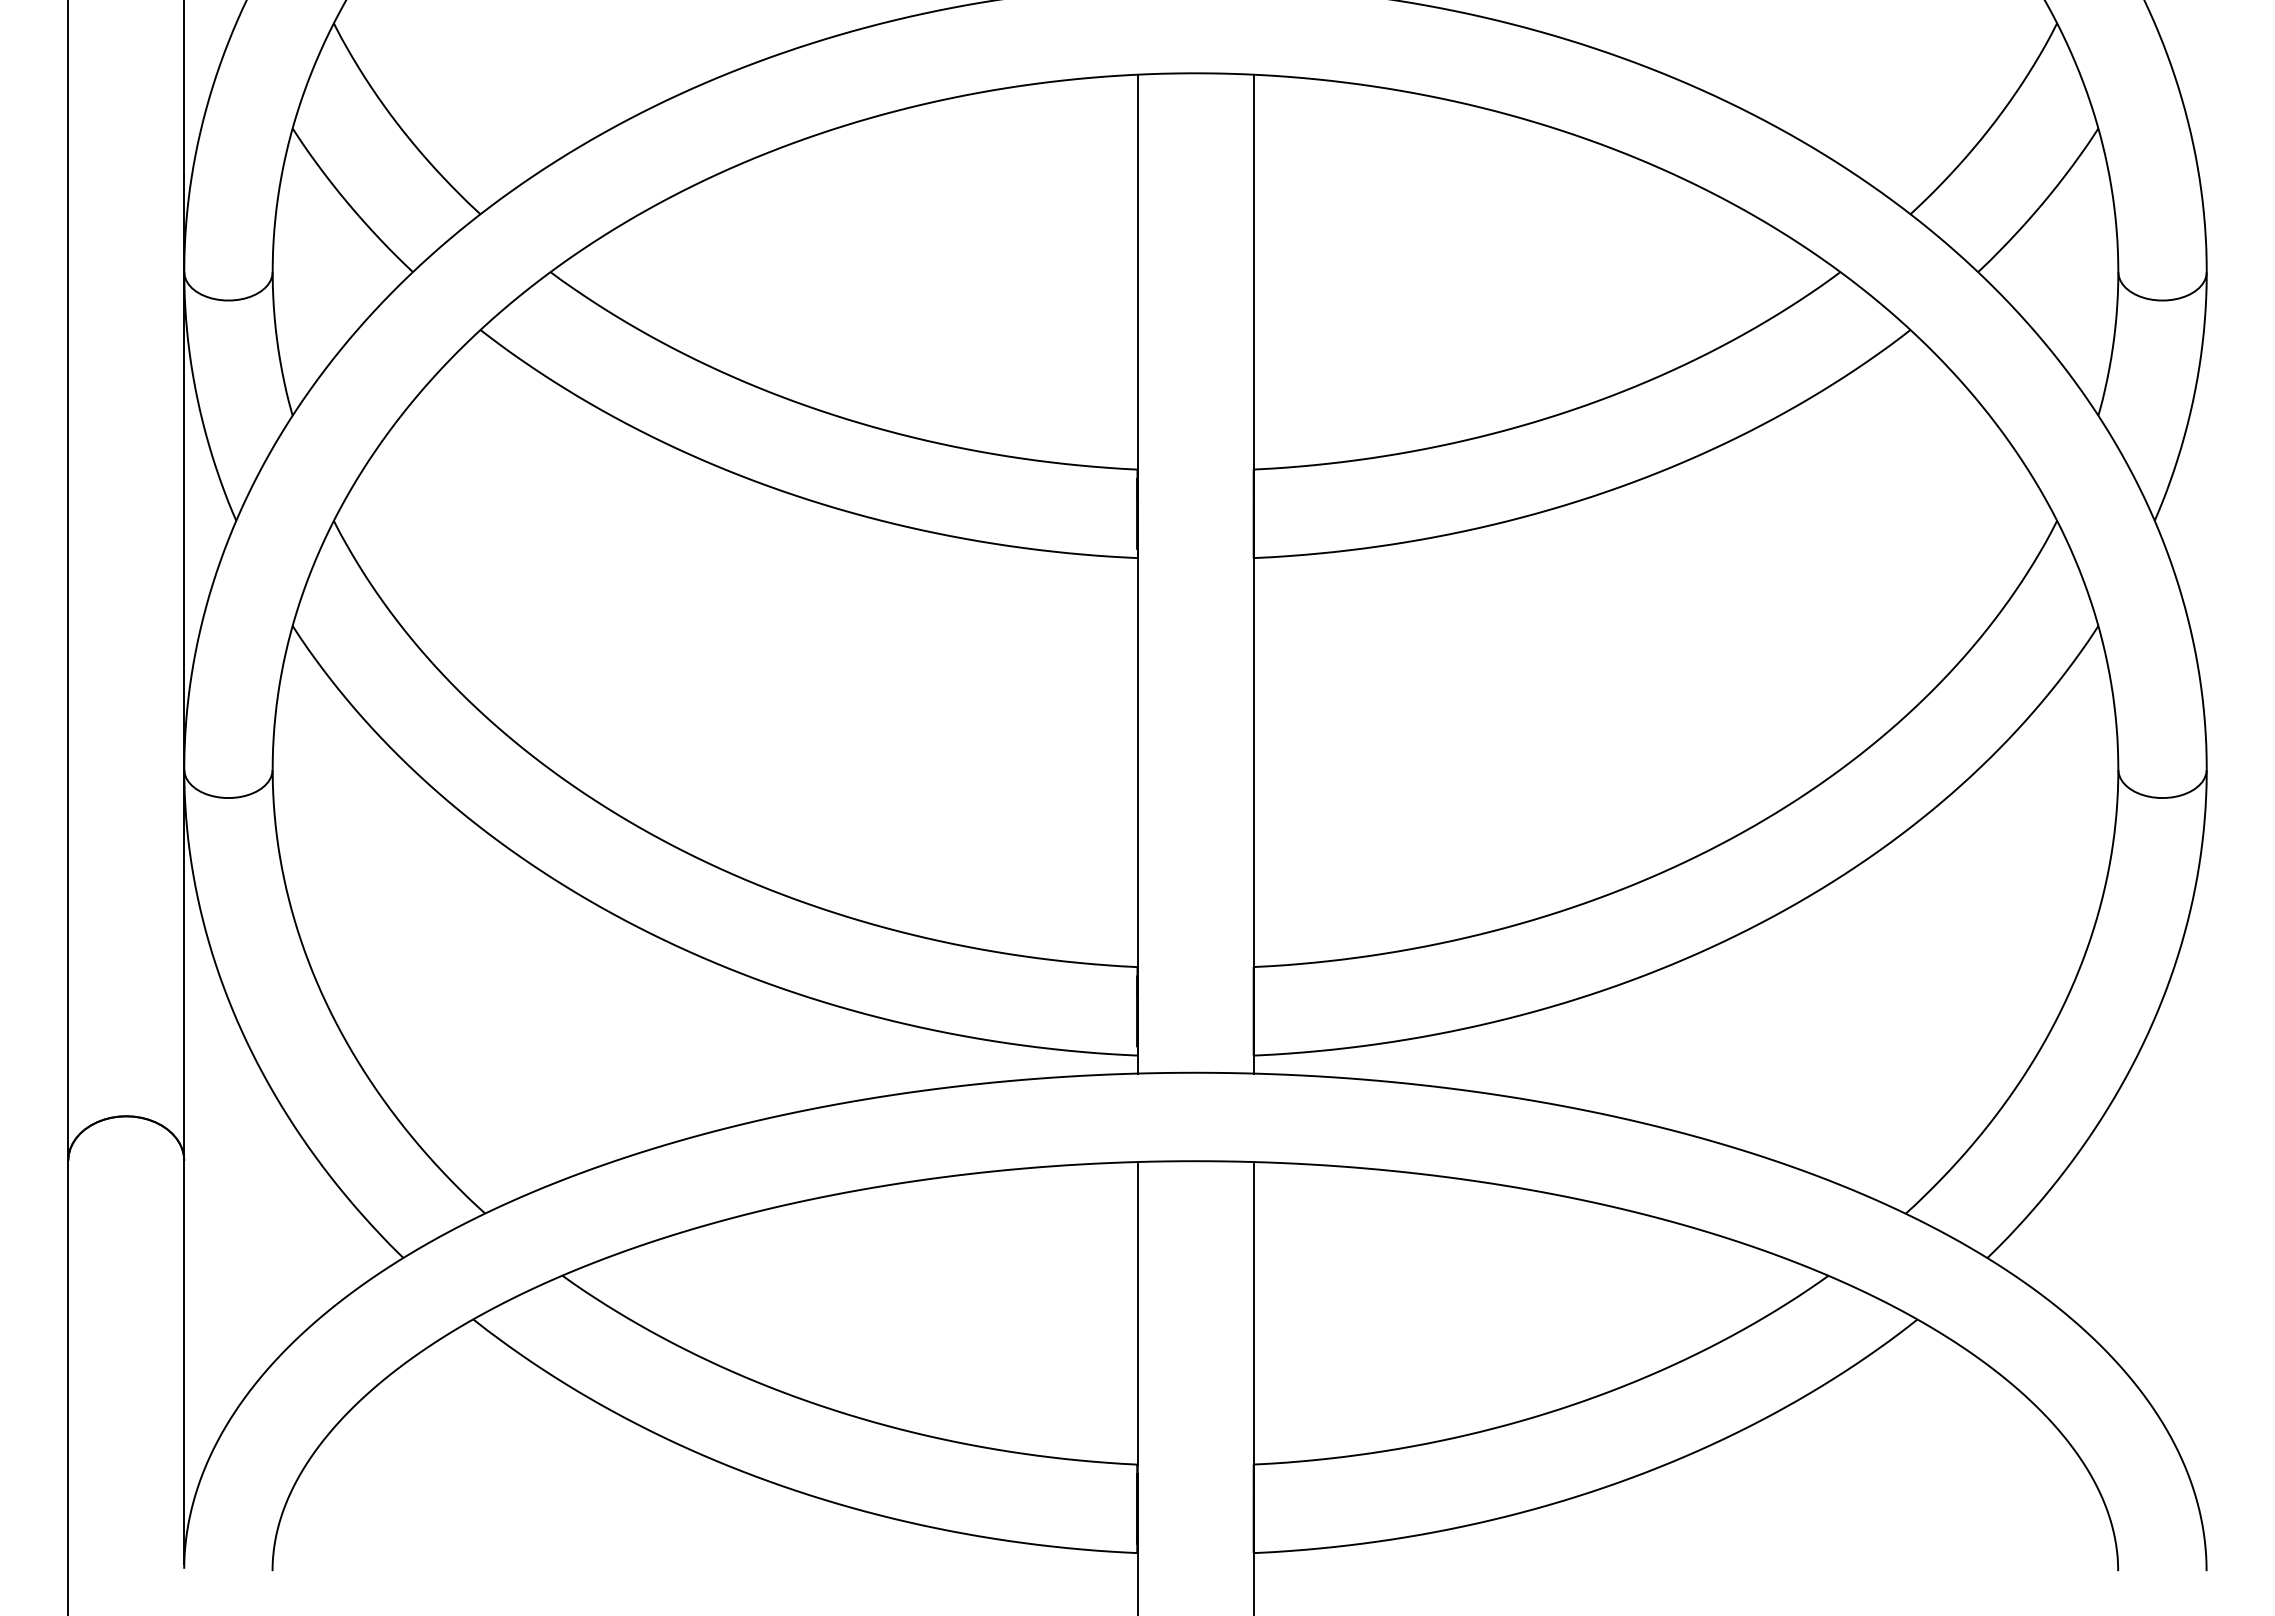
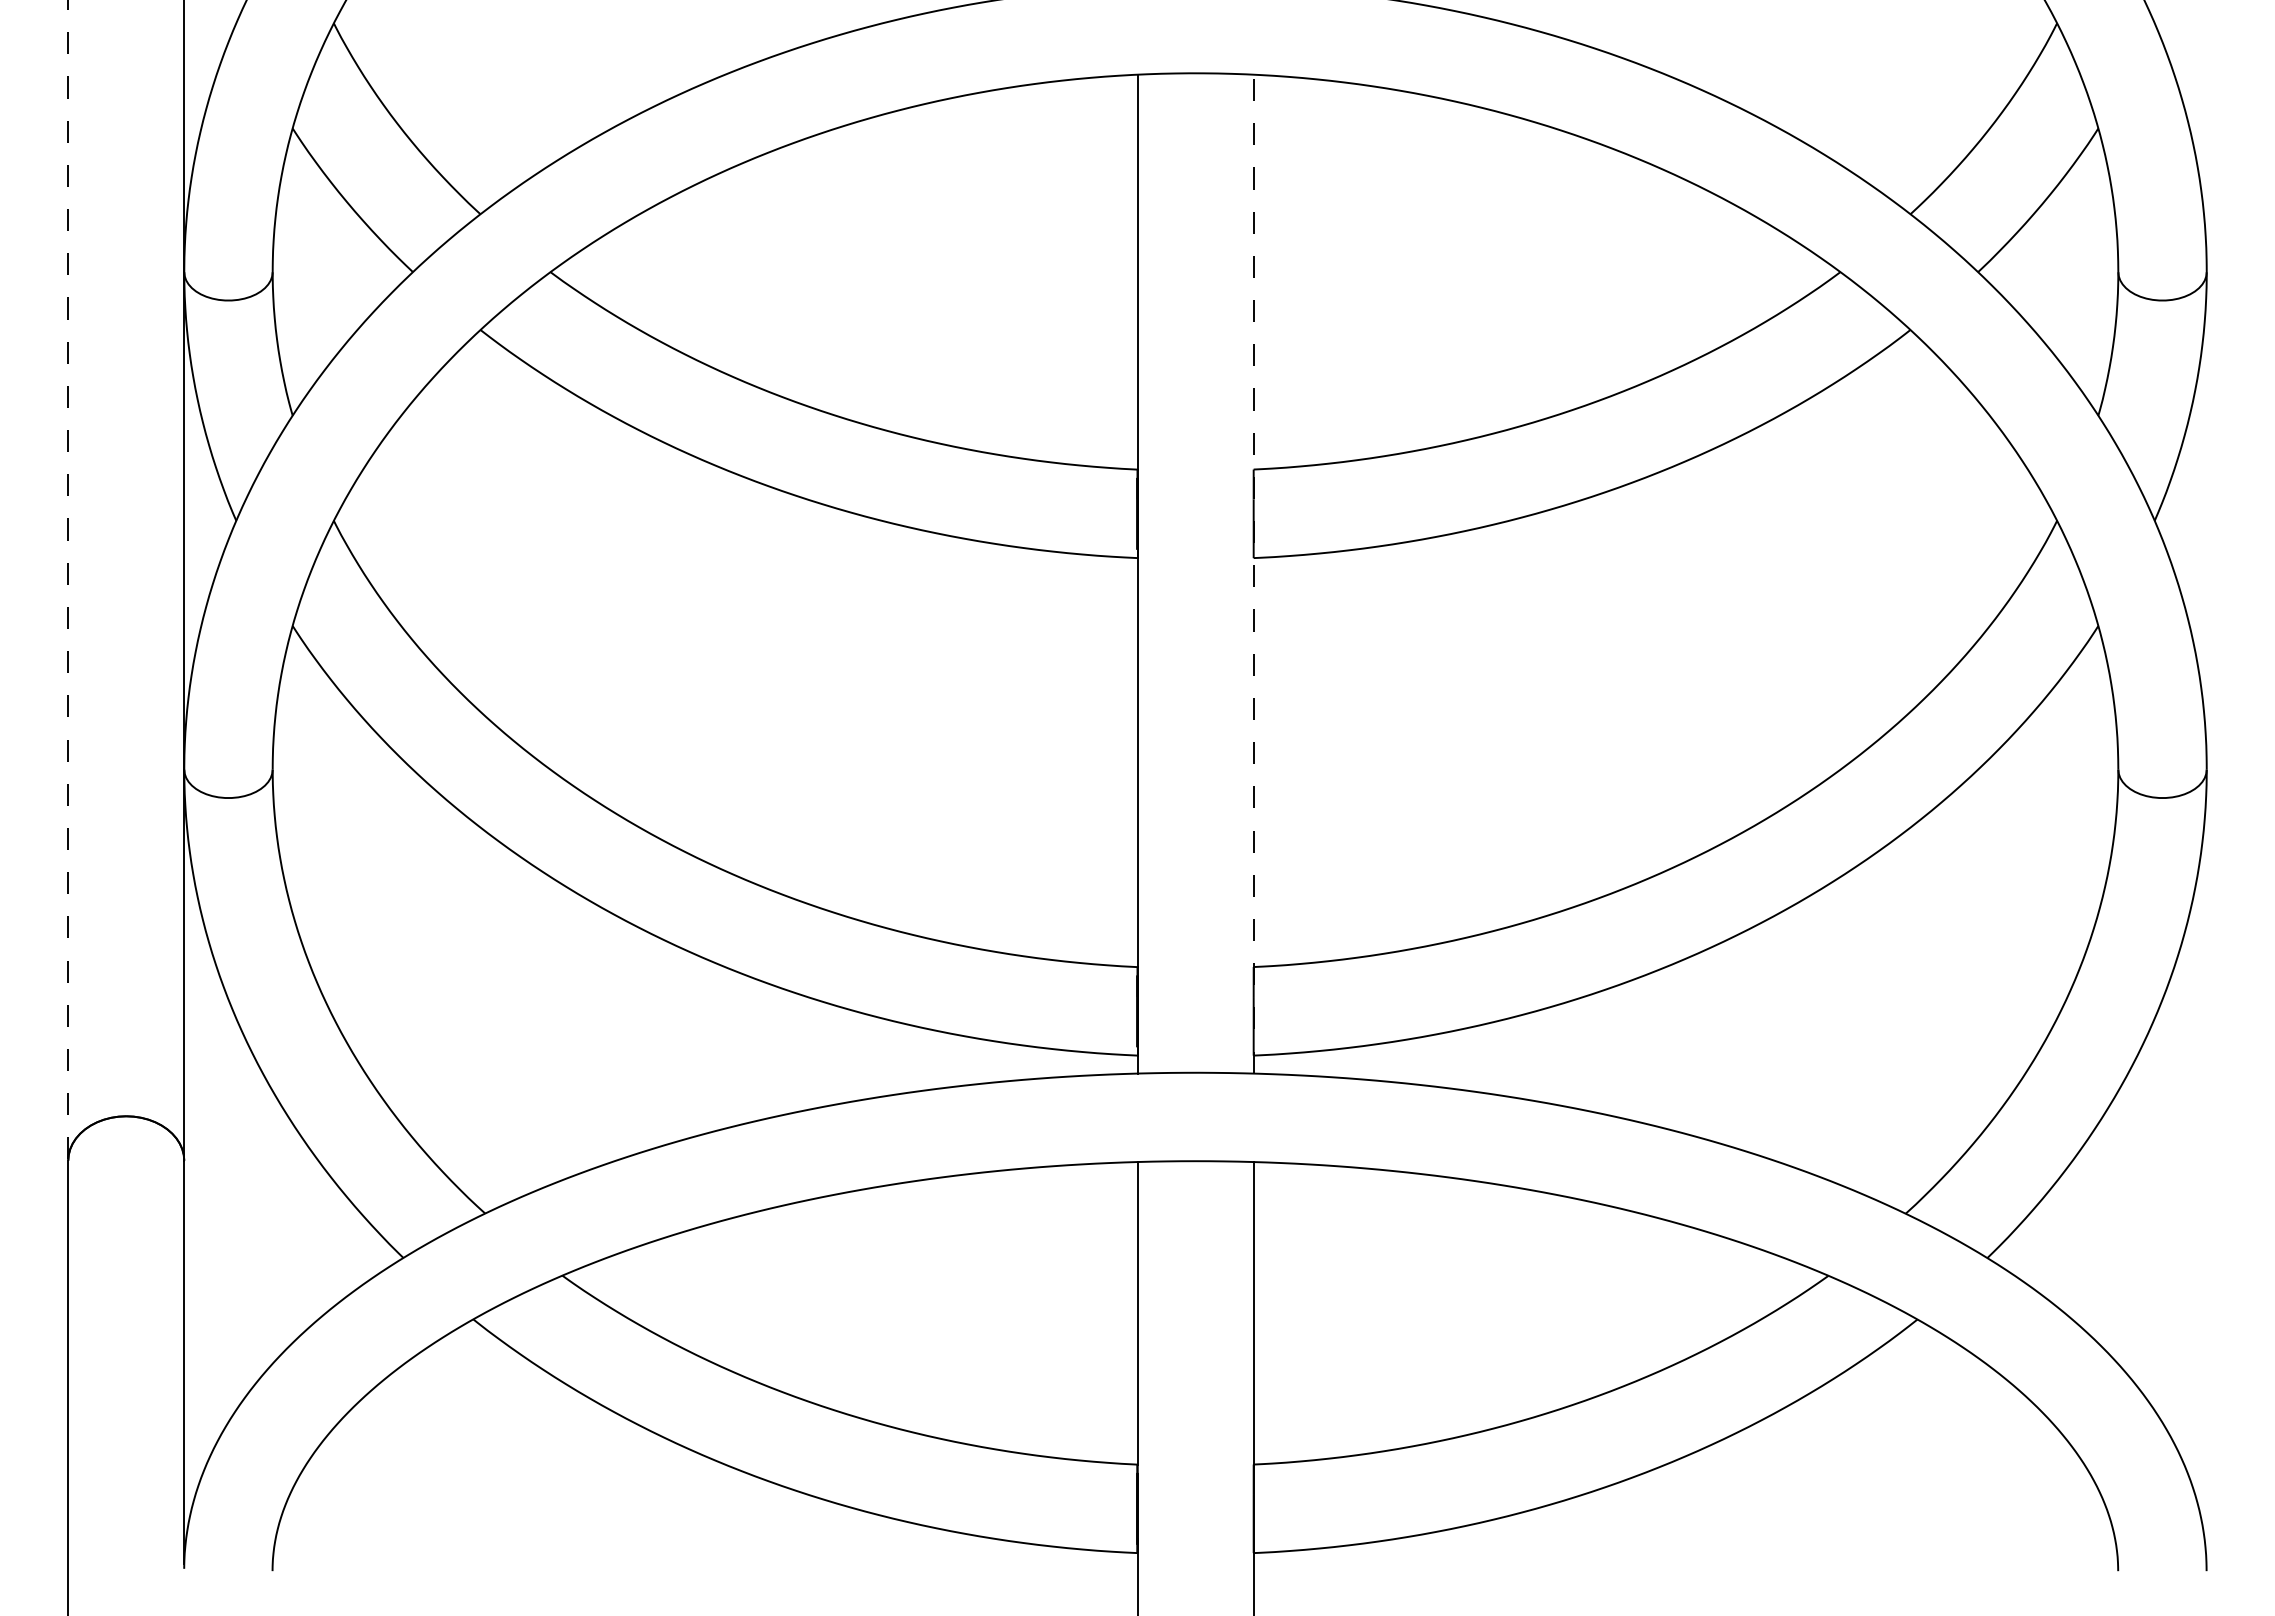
line: solid -> dashed (1253, 573)
line: solid -> dashed (68, 581)
